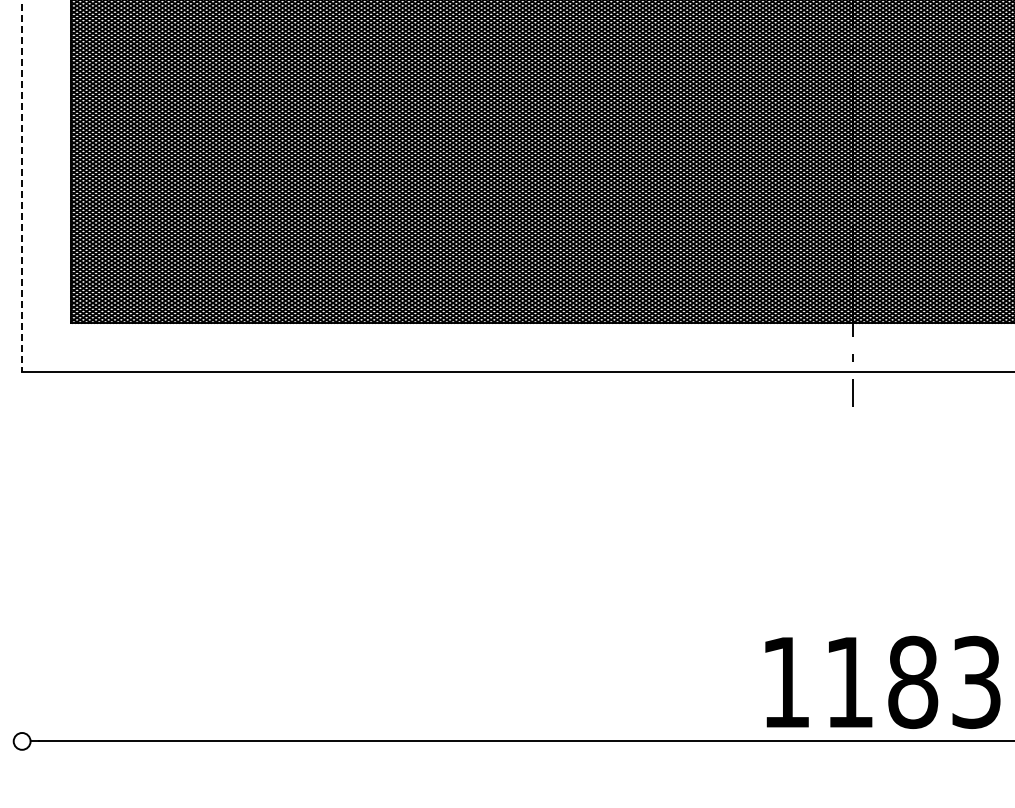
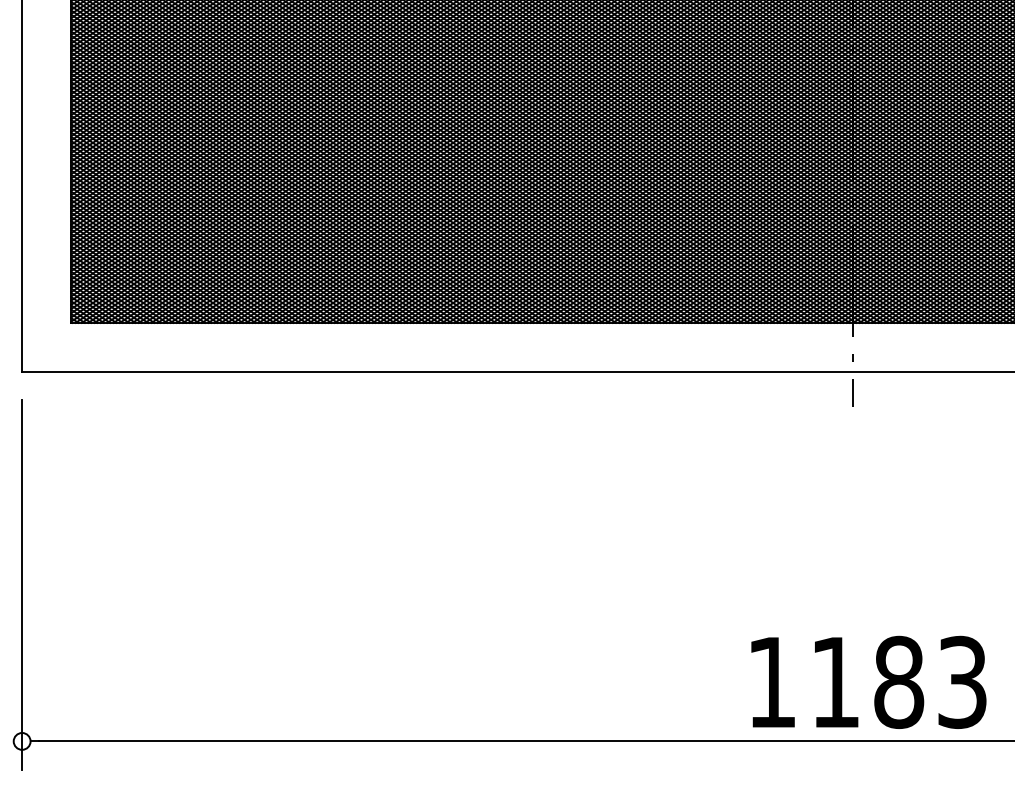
line: dashed -> solid (22, 186)
line: none -> present (22, 584)
text position: (882, 681) -> (868, 681) (868, 681)
